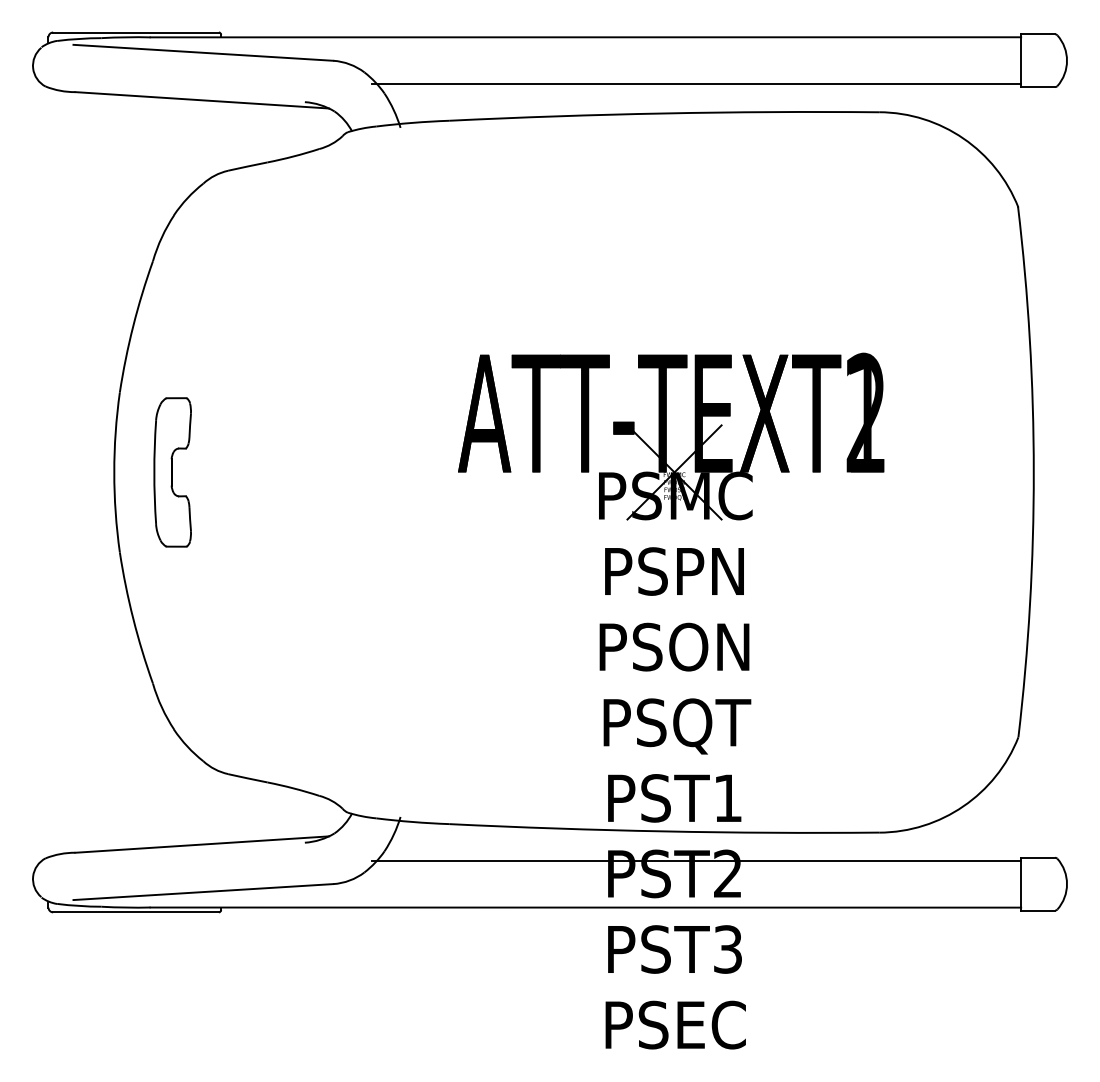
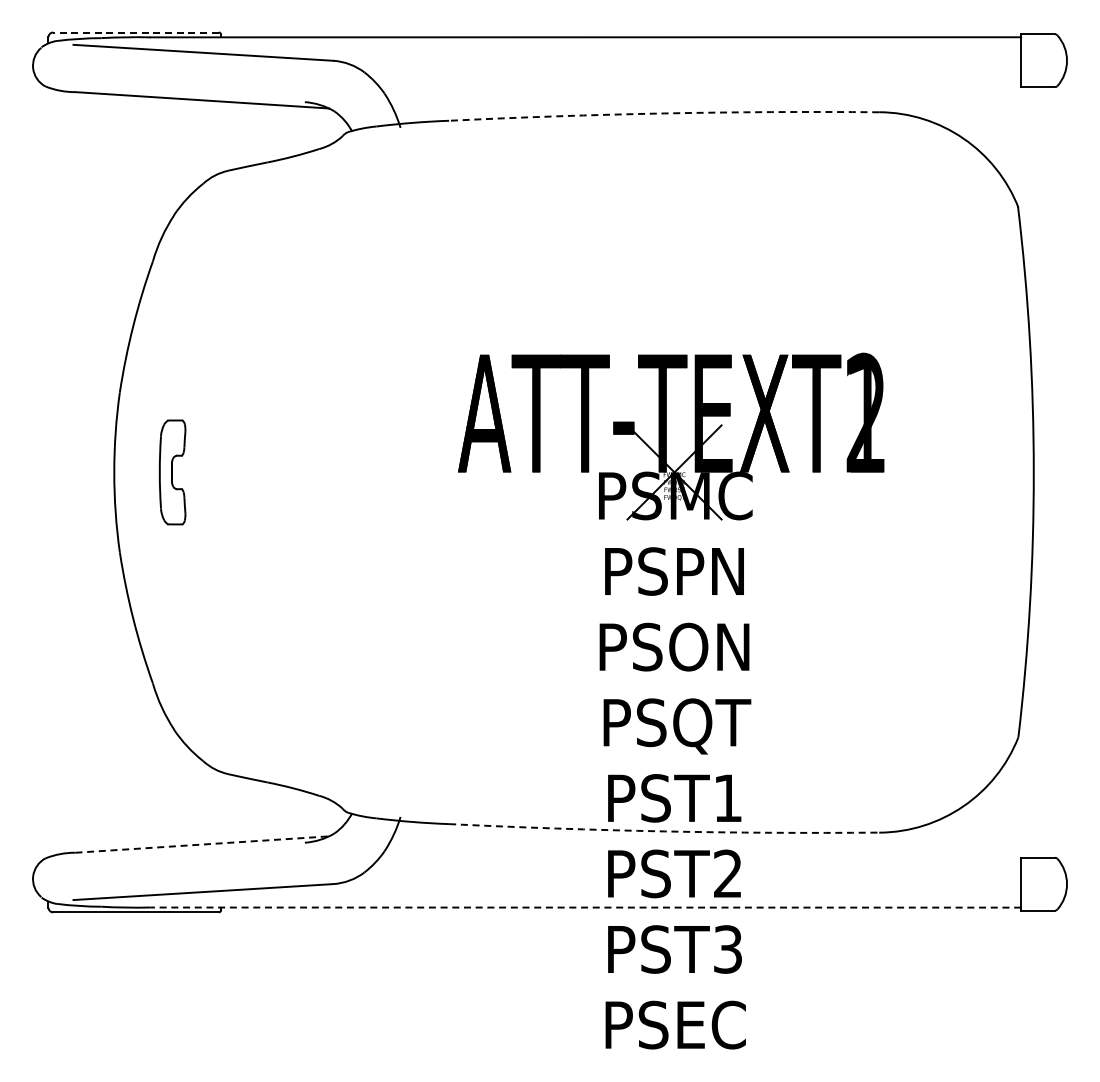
line: solid -> dashed (136, 32)
line: present -> none (696, 84)
arc: solid -> dashed (664, 113)
part size: 39x151 px -> 29x107 px (172, 472)
arc: solid -> dashed (664, 831)
line: solid -> dashed (202, 844)
line: present -> none (696, 860)
line: solid -> dashed (585, 907)
